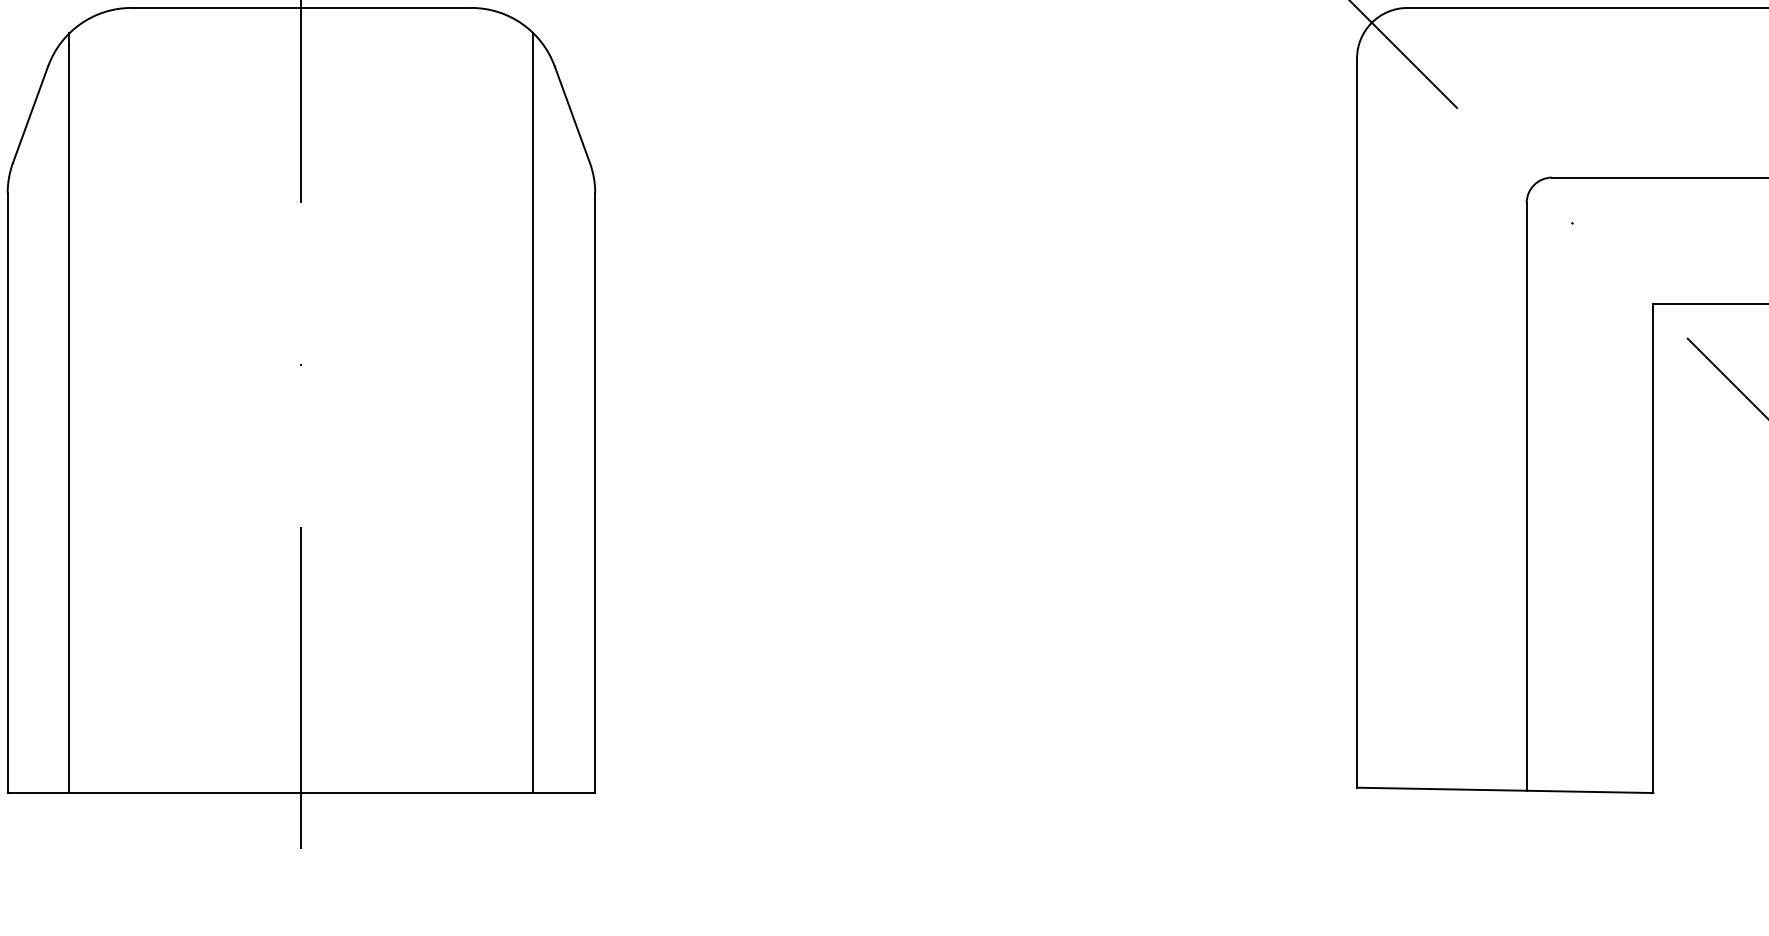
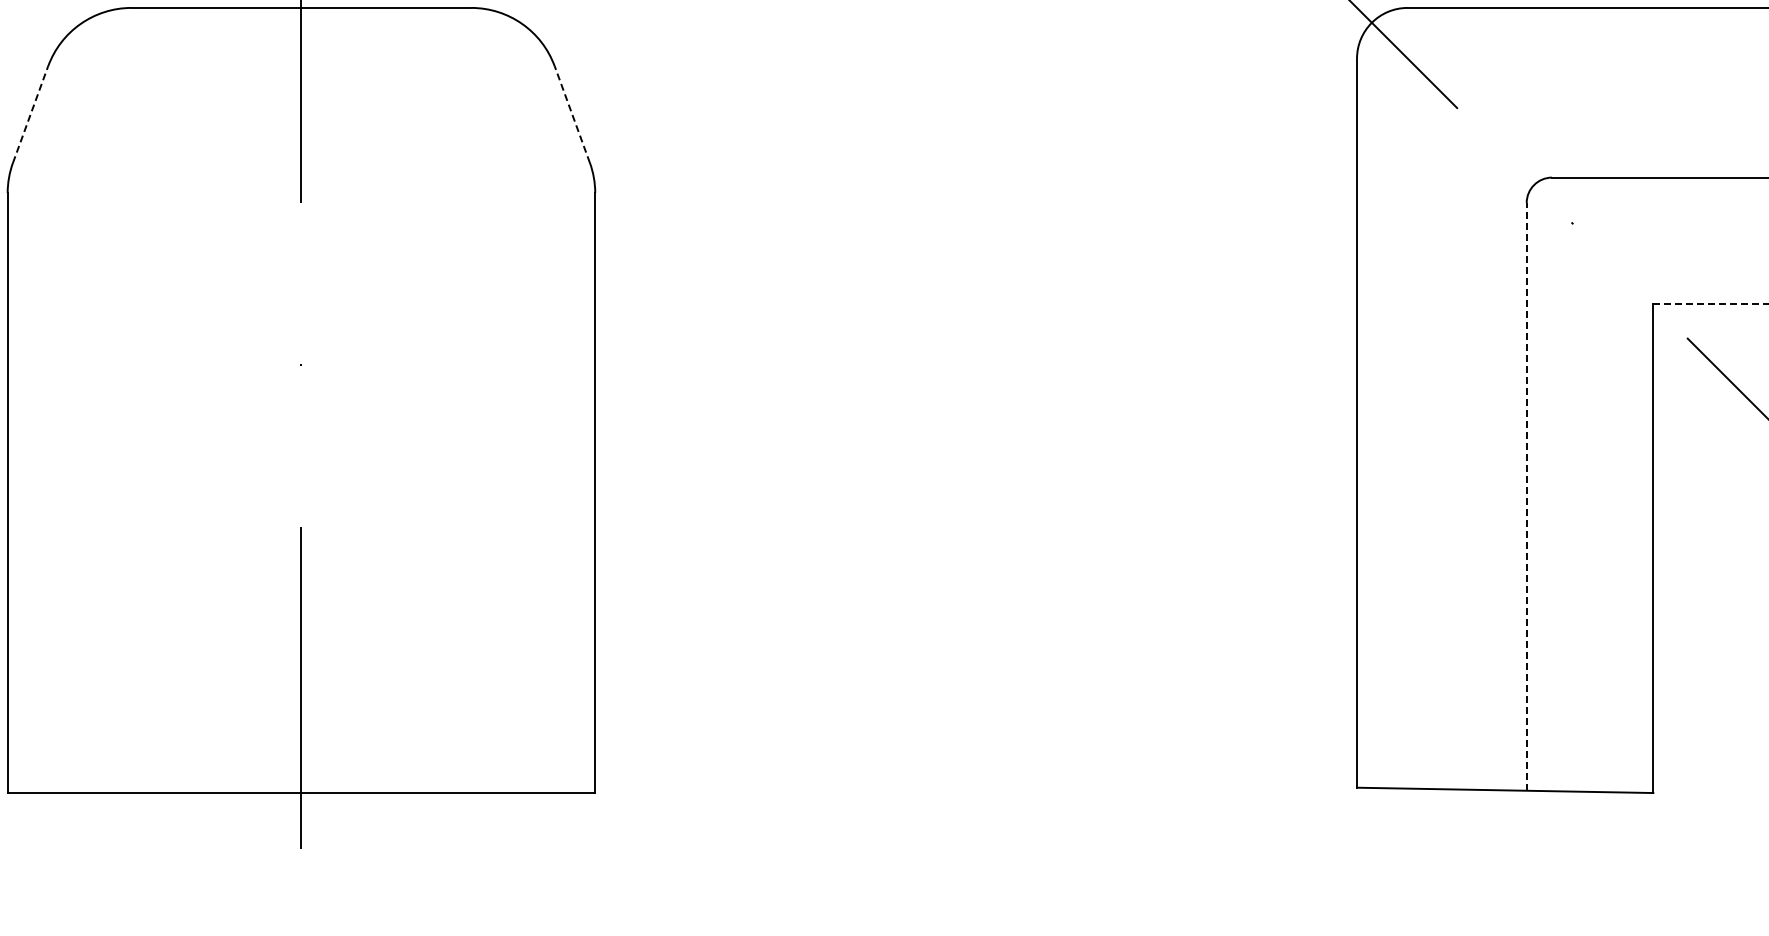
line: solid -> dashed (30, 114)
line: solid -> dashed (572, 114)
line: solid -> dashed (1711, 304)
line: present -> none (69, 413)
line: present -> none (533, 413)
line: solid -> dashed (1526, 496)
